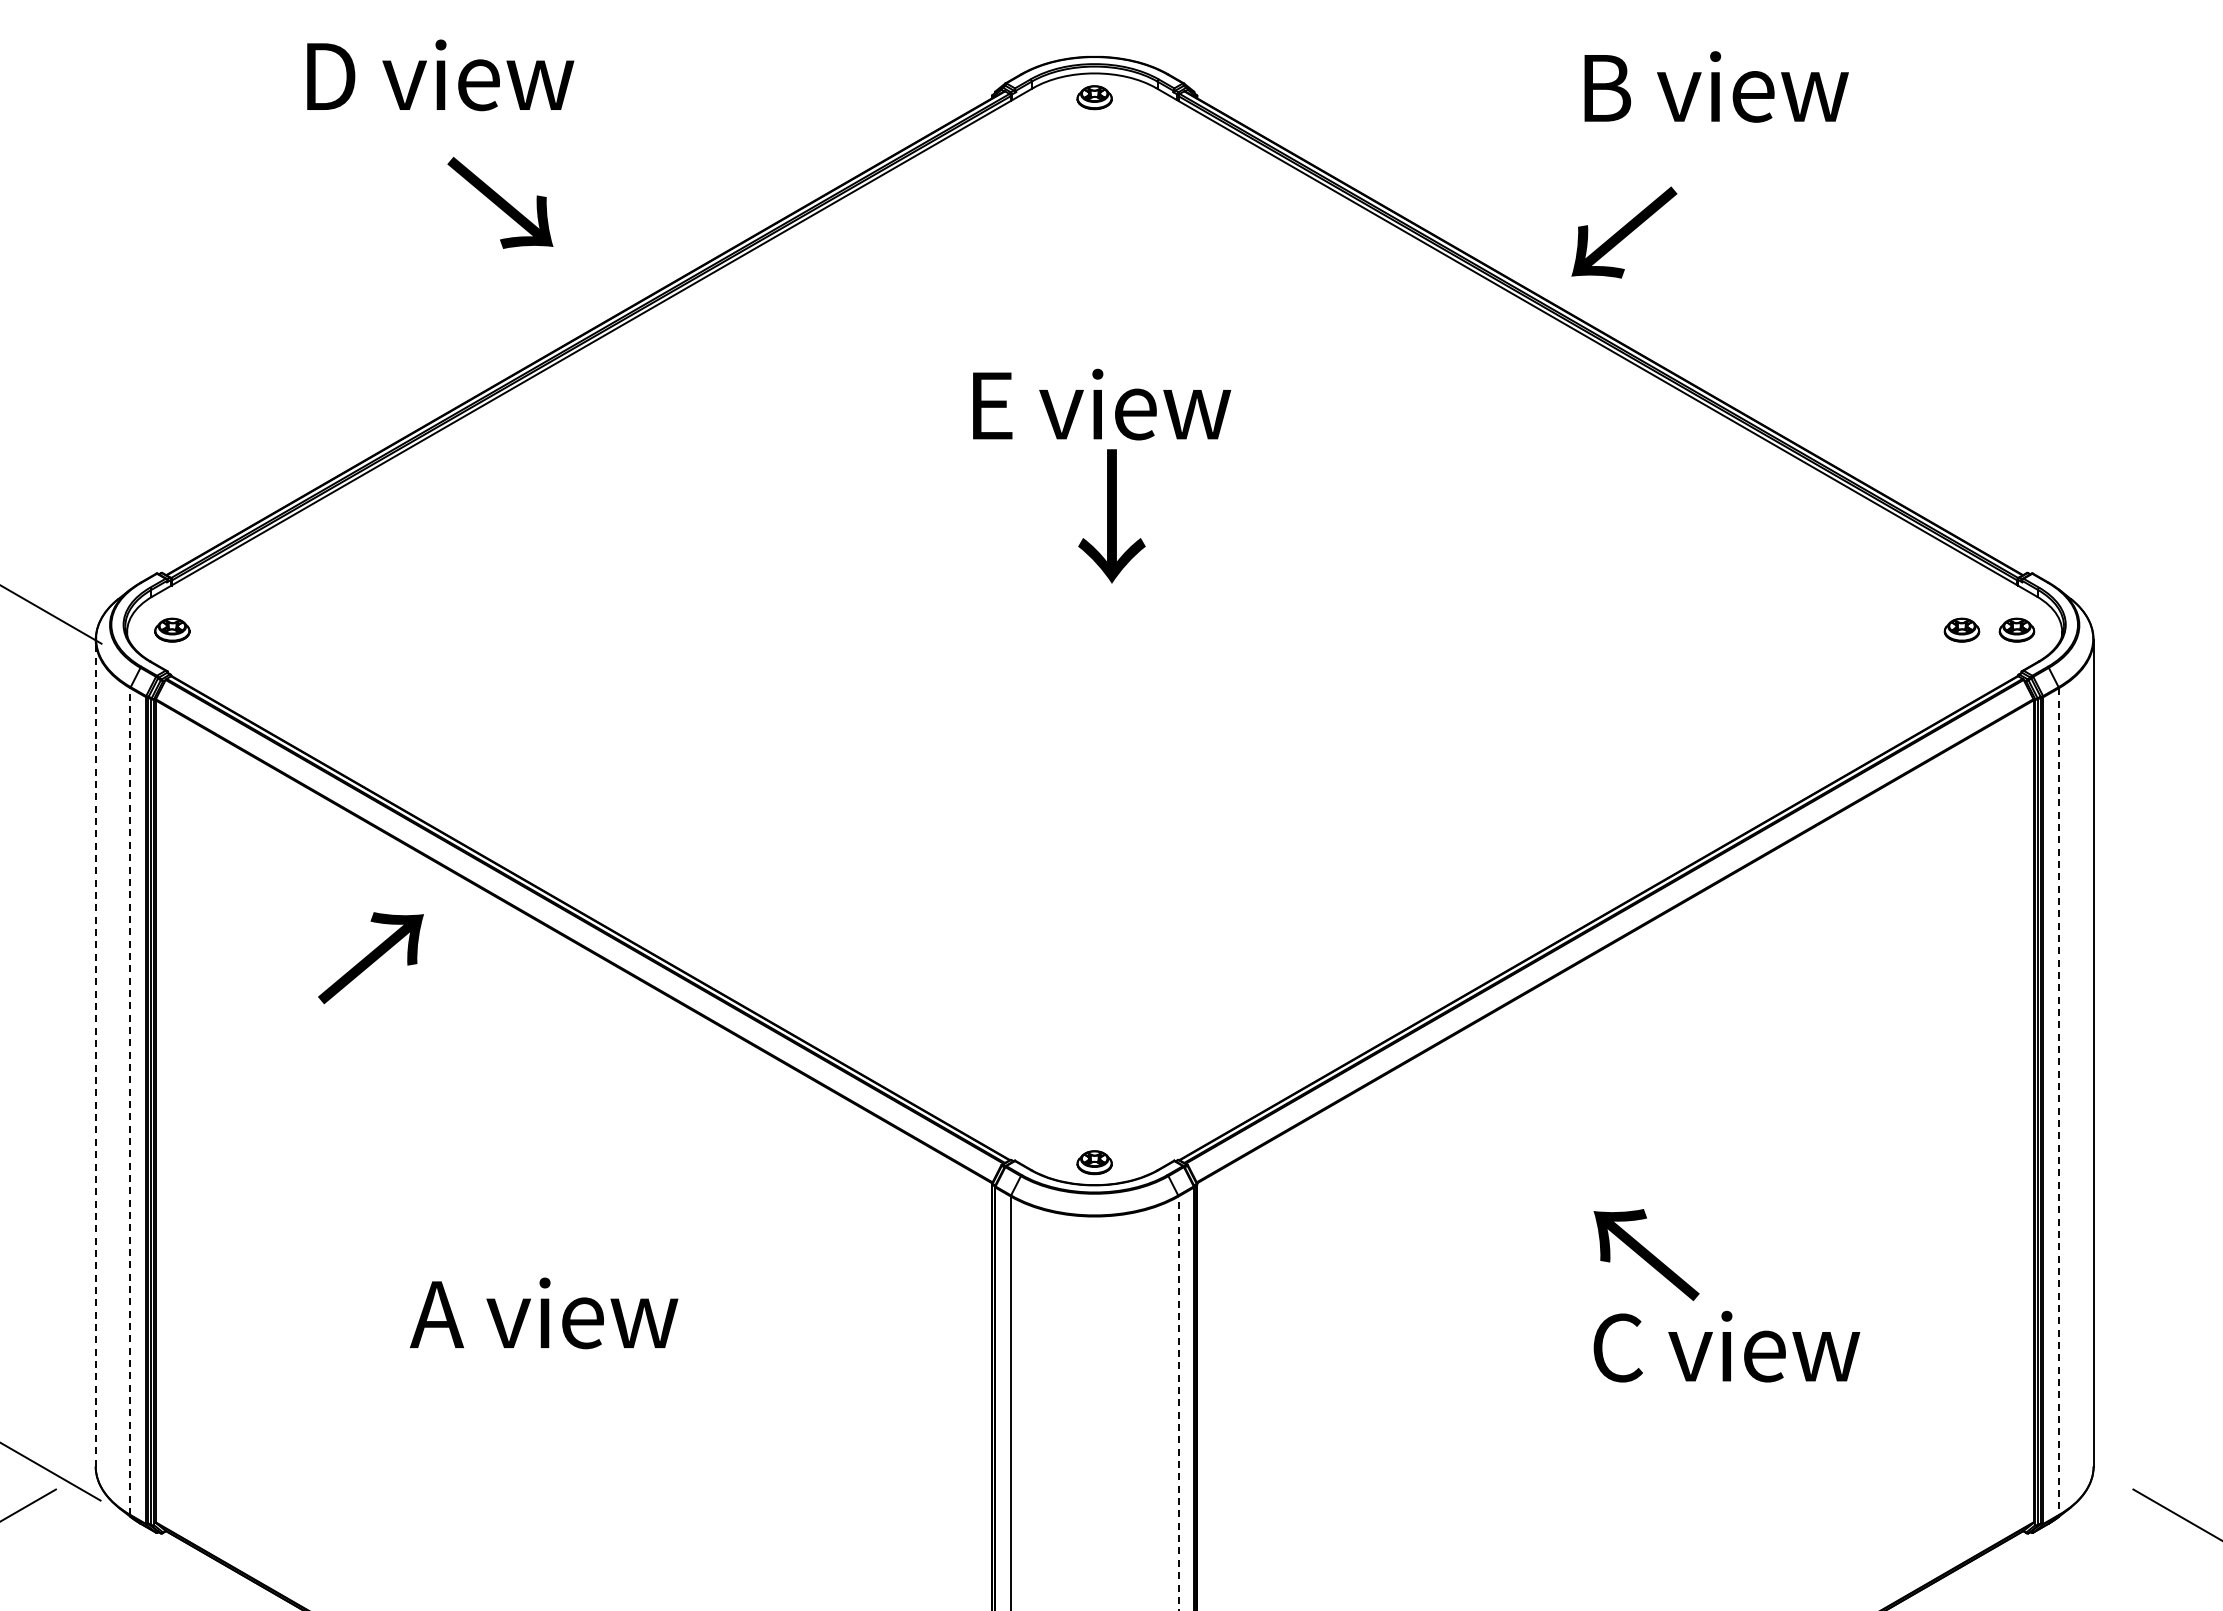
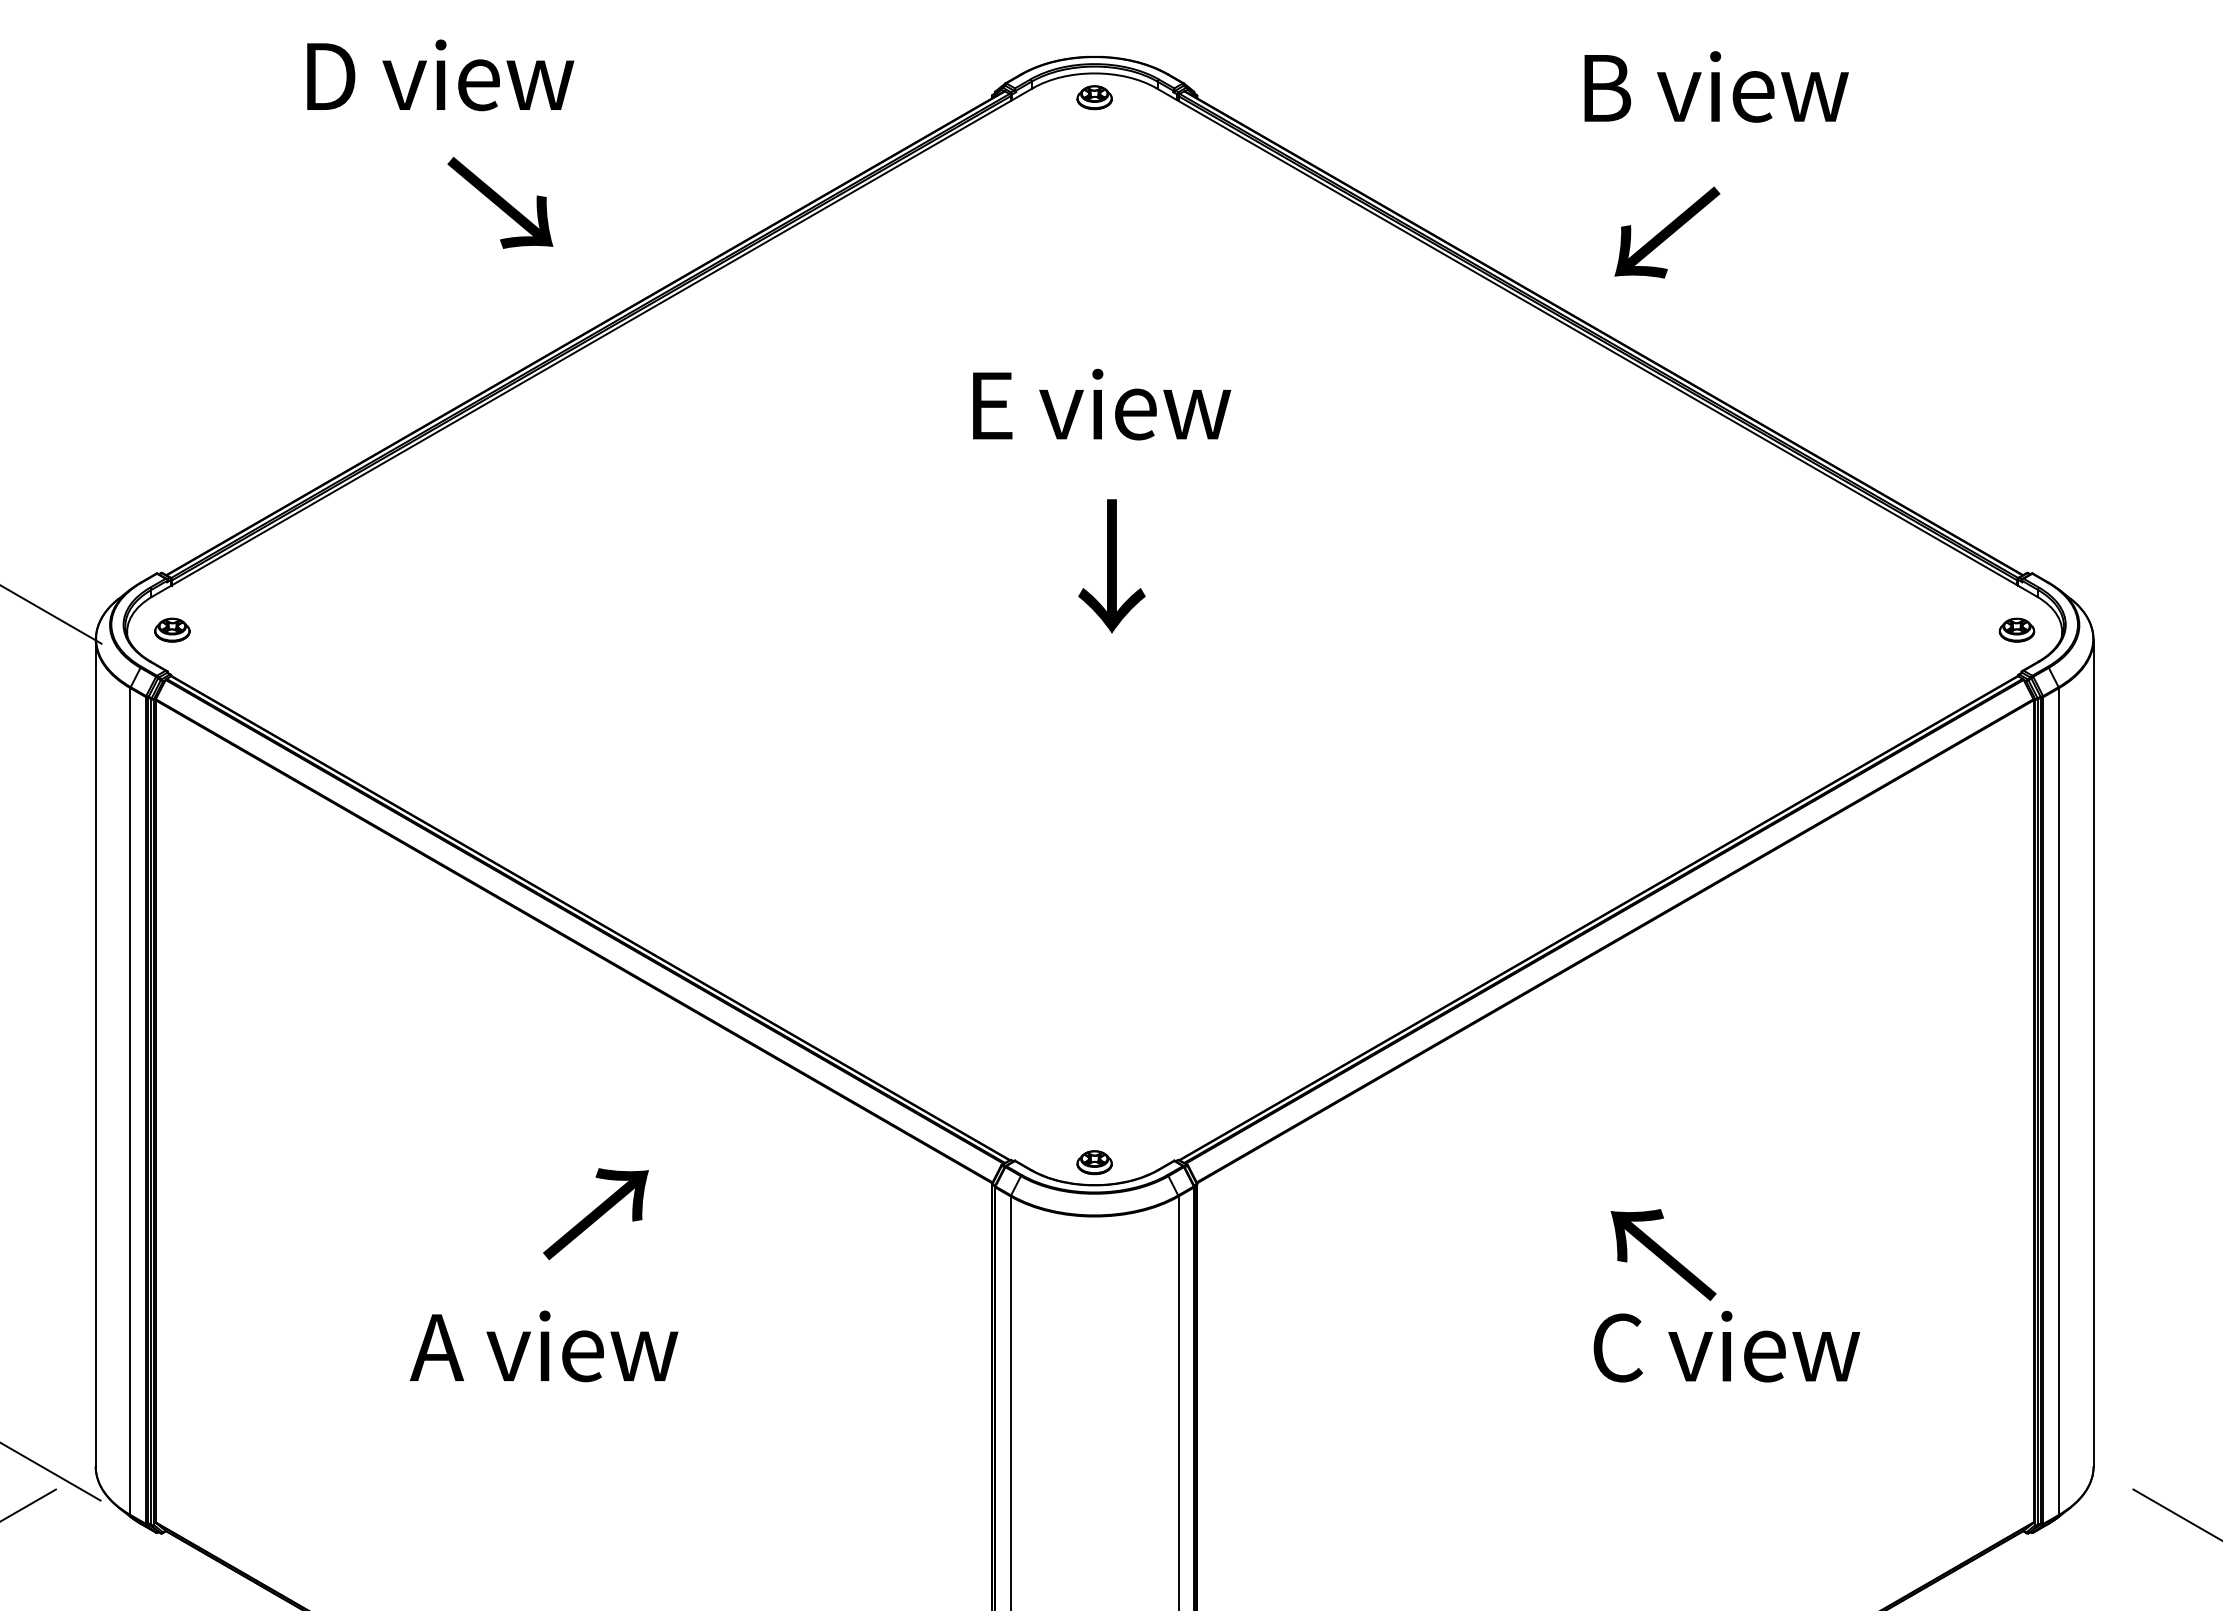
text position: (1624, 232) -> (1667, 232) (1667, 232)
text position: (1111, 516) -> (1111, 566) (1111, 566)
part: present -> none (1961, 629)
text position: (370, 958) -> (595, 1214) (595, 1214)
line: dashed -> solid (95, 1052)
line: dashed -> solid (130, 1101)
line: dashed -> solid (2058, 1102)
text position: (1646, 1254) -> (1663, 1254) (1663, 1254)
text position: (544, 1313) -> (544, 1346) (544, 1346)
line: dashed -> solid (1178, 1403)
